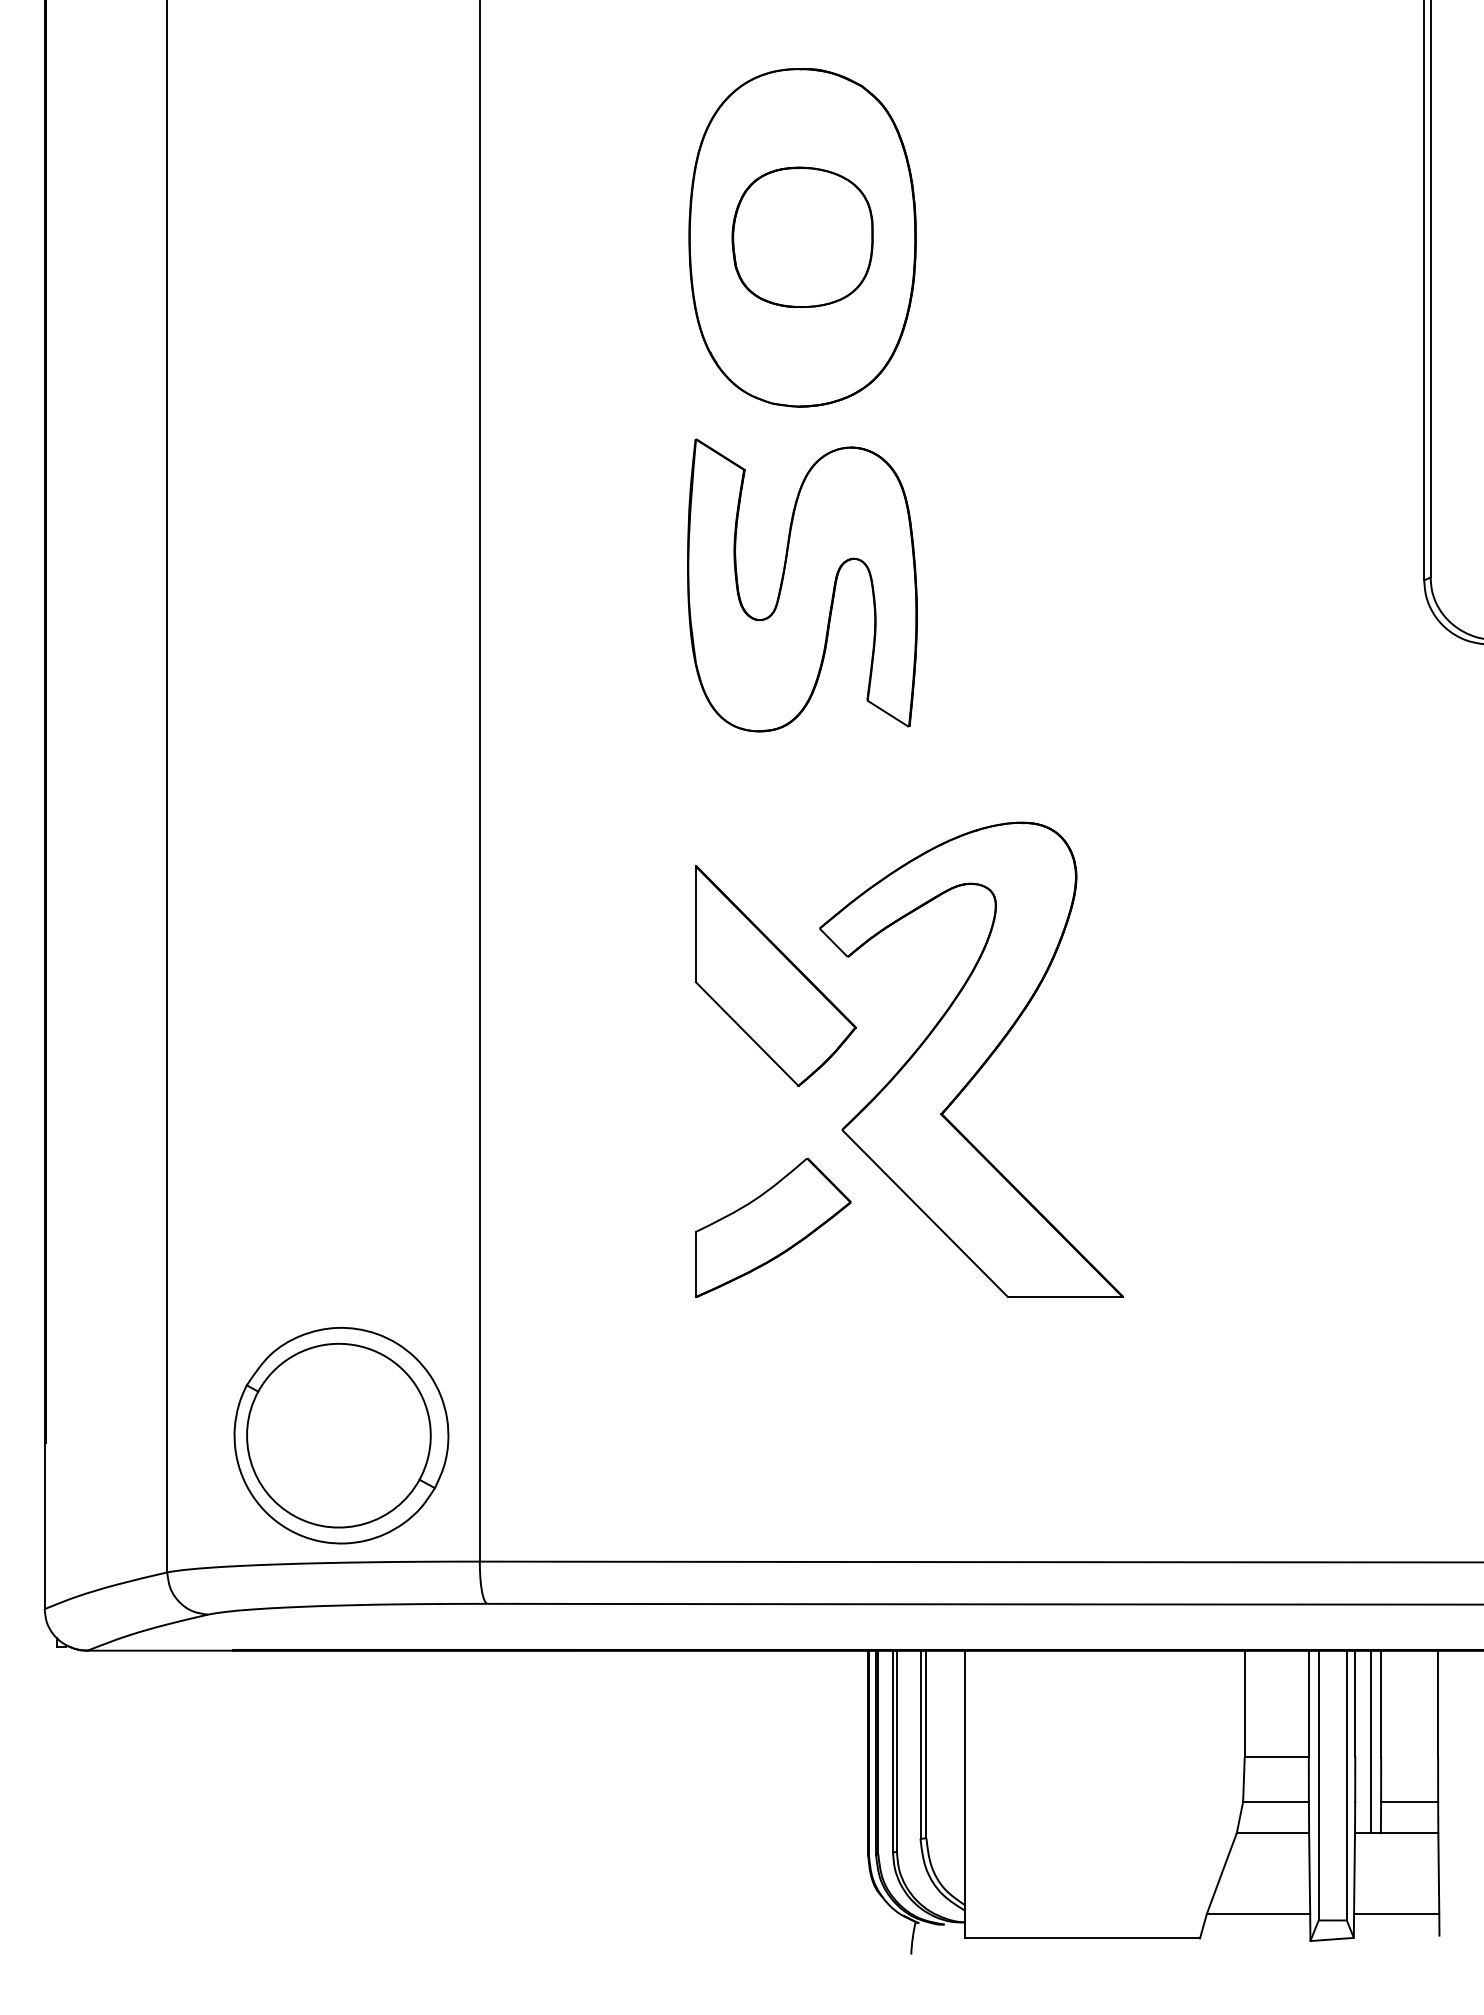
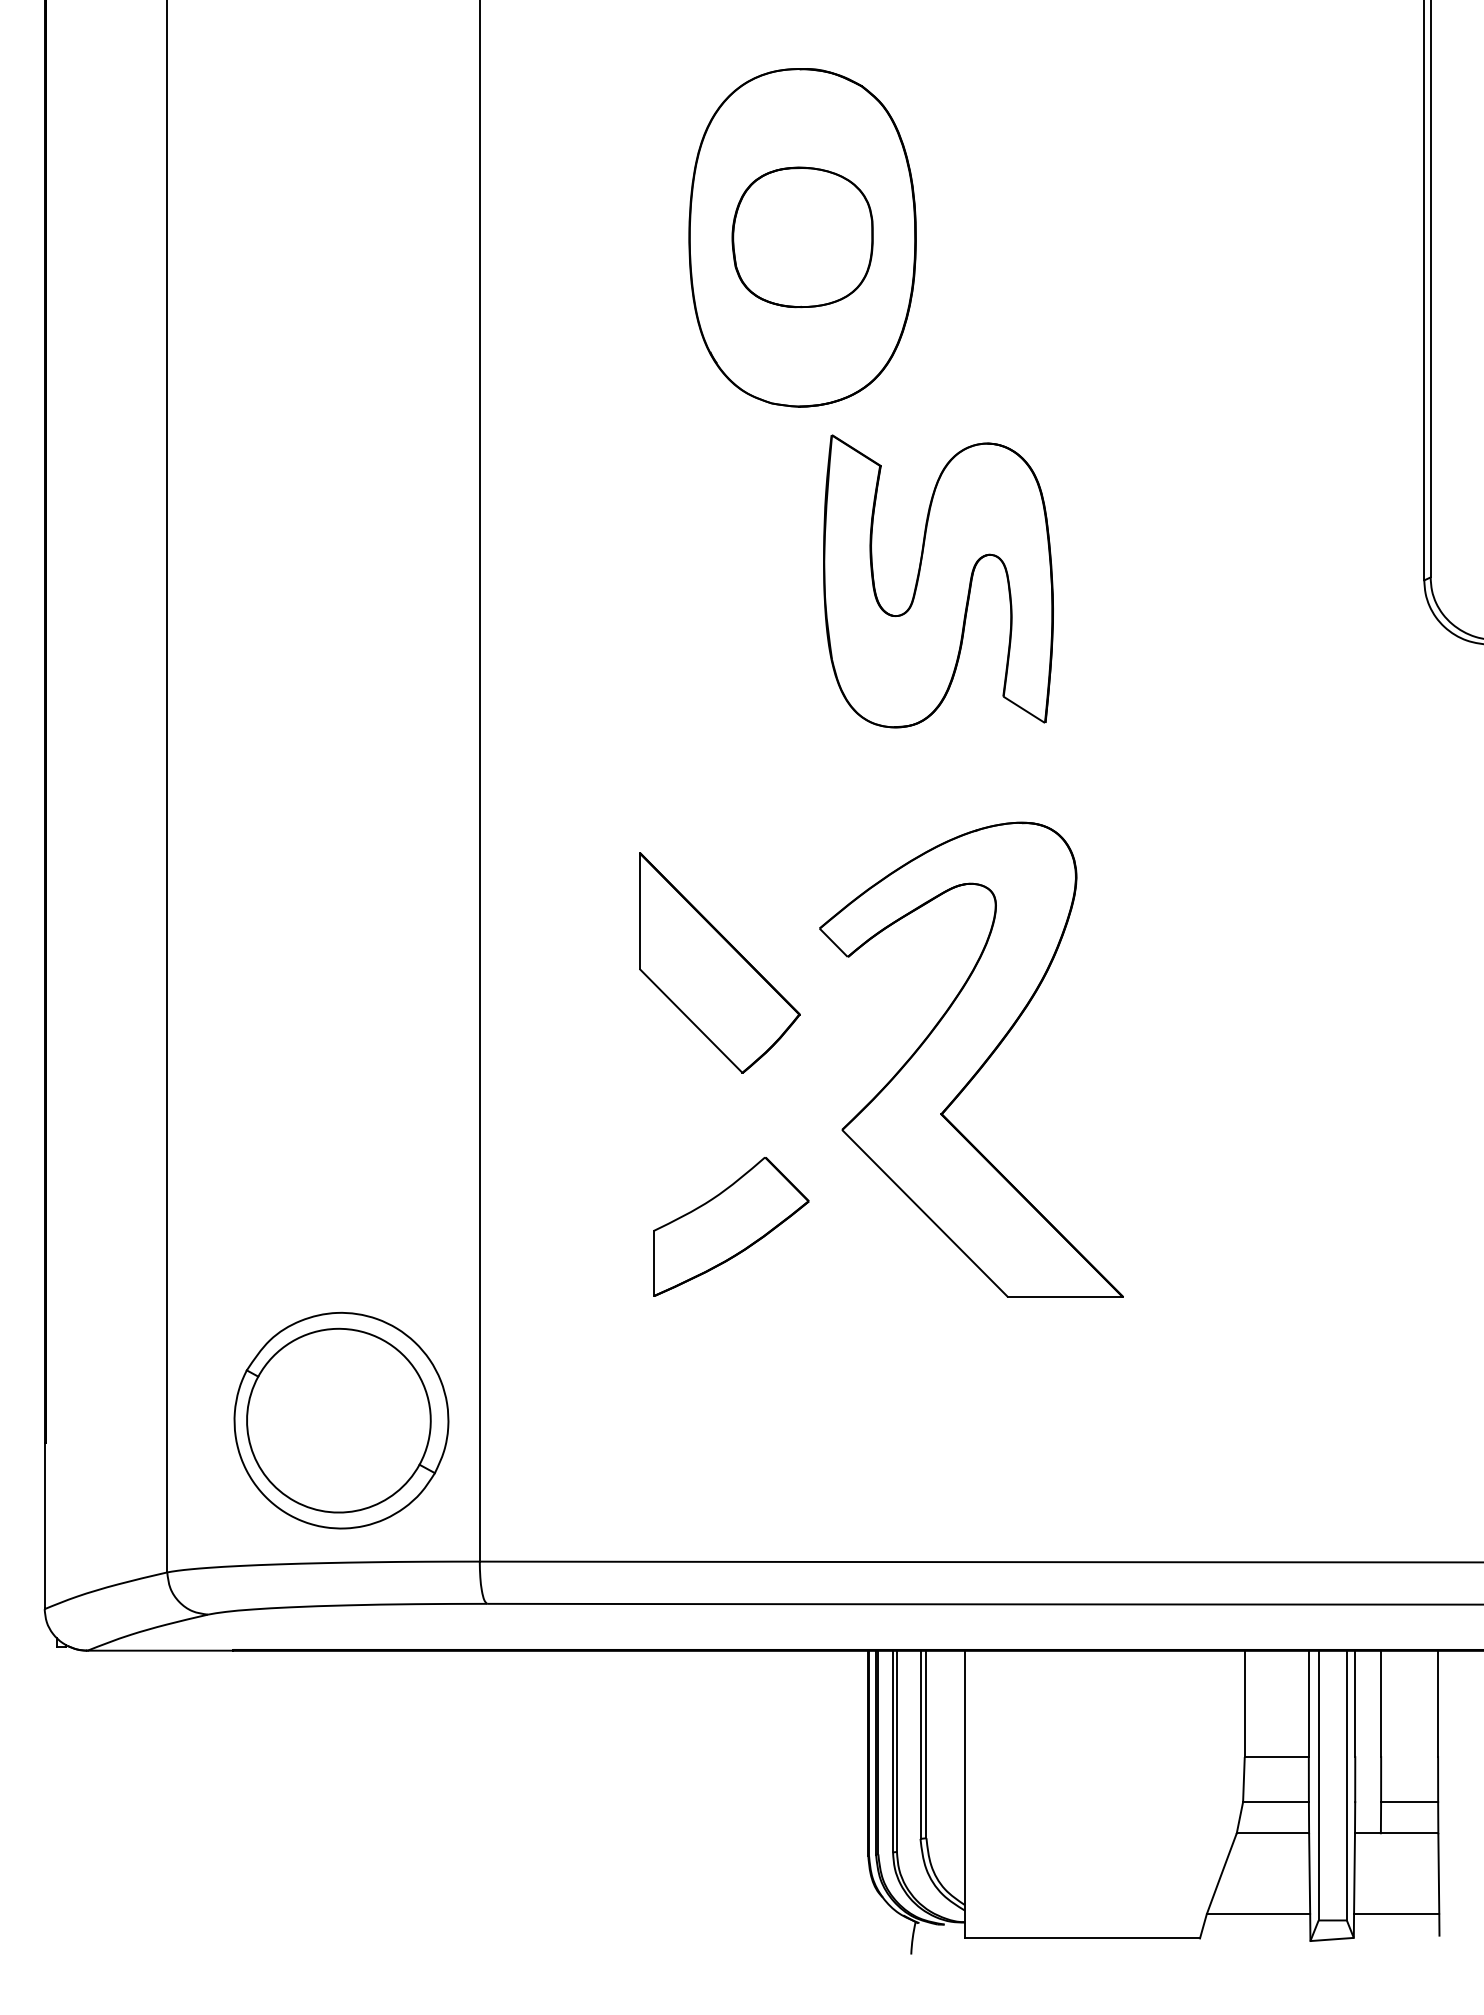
part position: (802, 585) -> (938, 581) (938, 581)
part position: (775, 975) -> (719, 962) (719, 962)
part position: (773, 1227) -> (731, 1226) (731, 1226)
part position: (341, 1435) -> (341, 1420) (341, 1420)
line: present -> none (1370, 1741)
